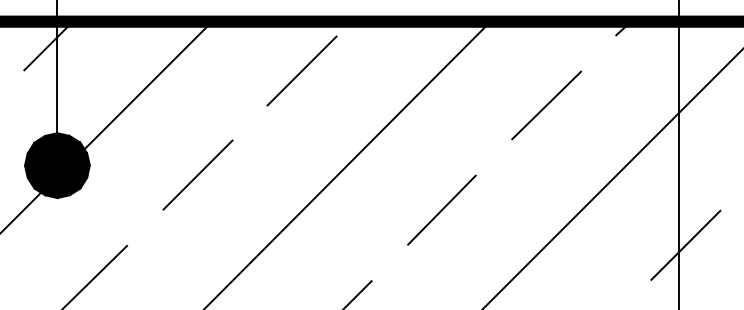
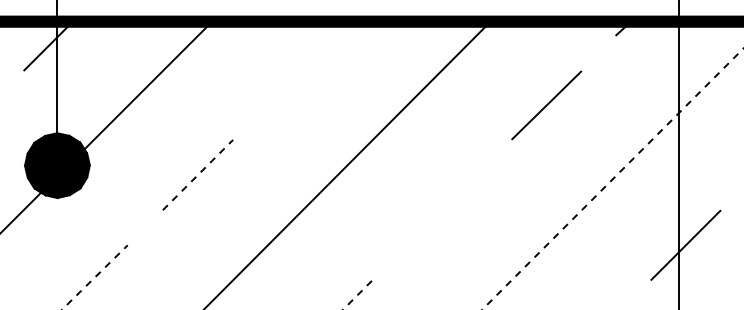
line: present -> none (301, 70)
line: solid -> dashed (198, 175)
line: solid -> dashed (612, 179)
line: present -> none (441, 209)
line: solid -> dashed (95, 277)
line: solid -> dashed (357, 295)
